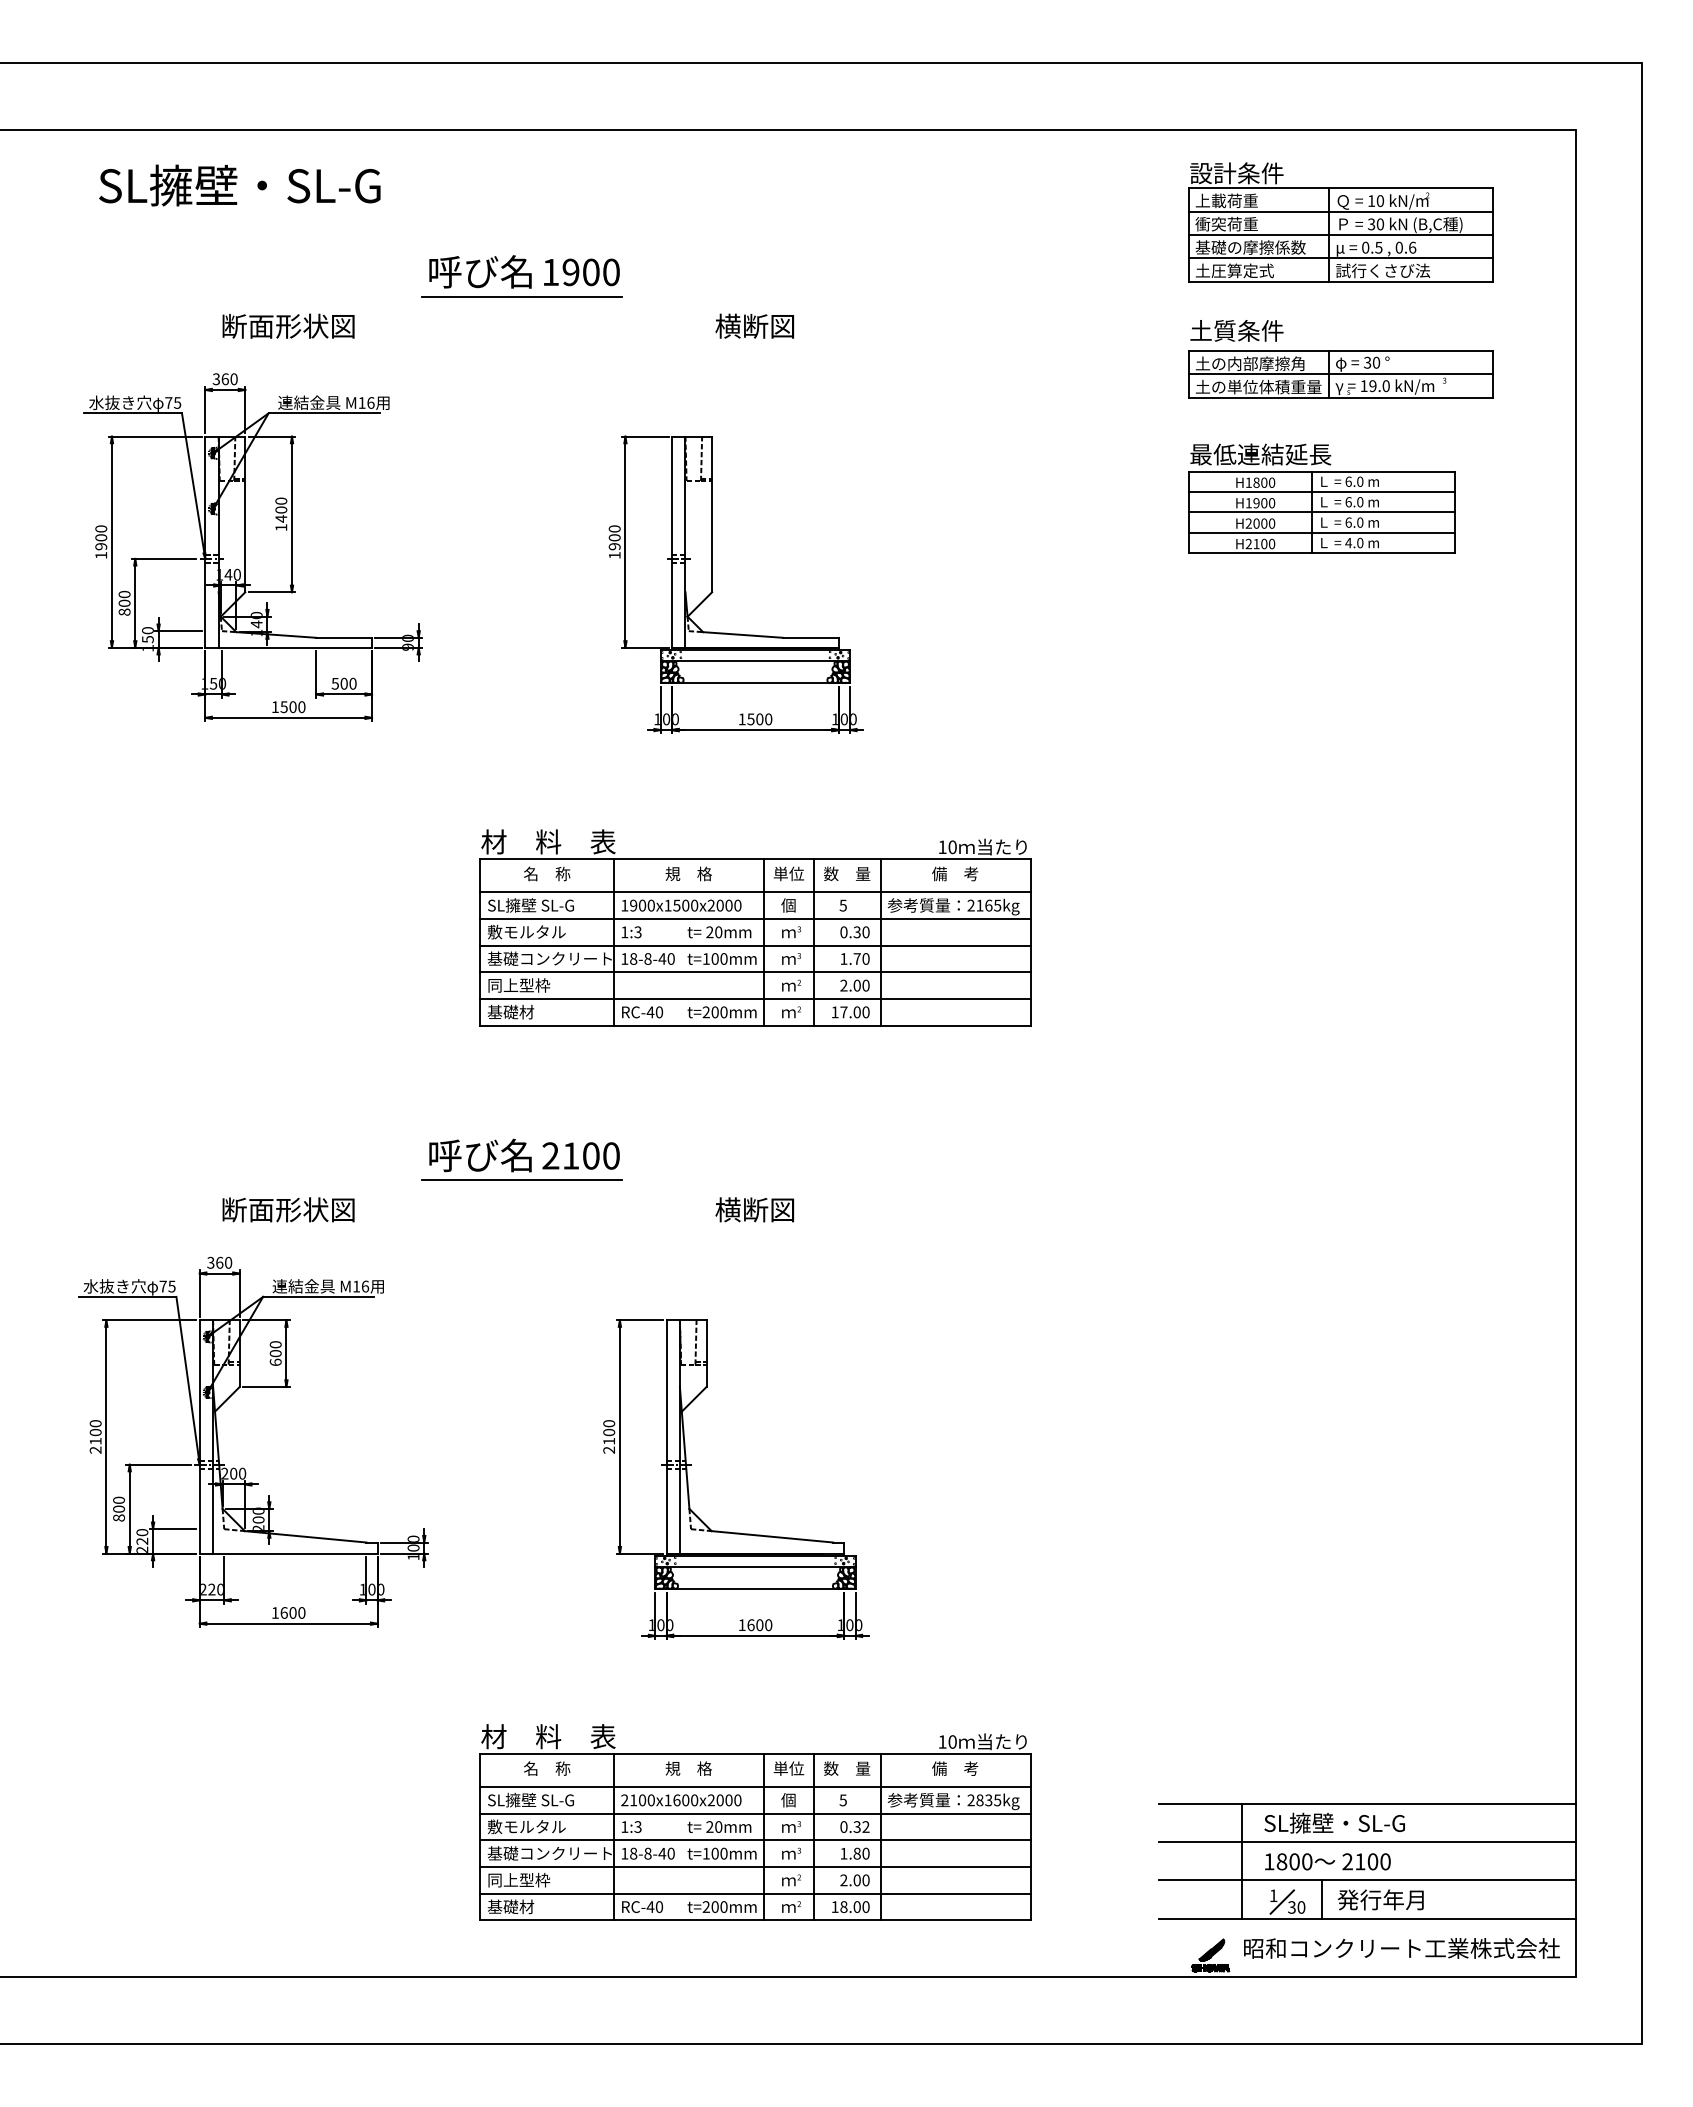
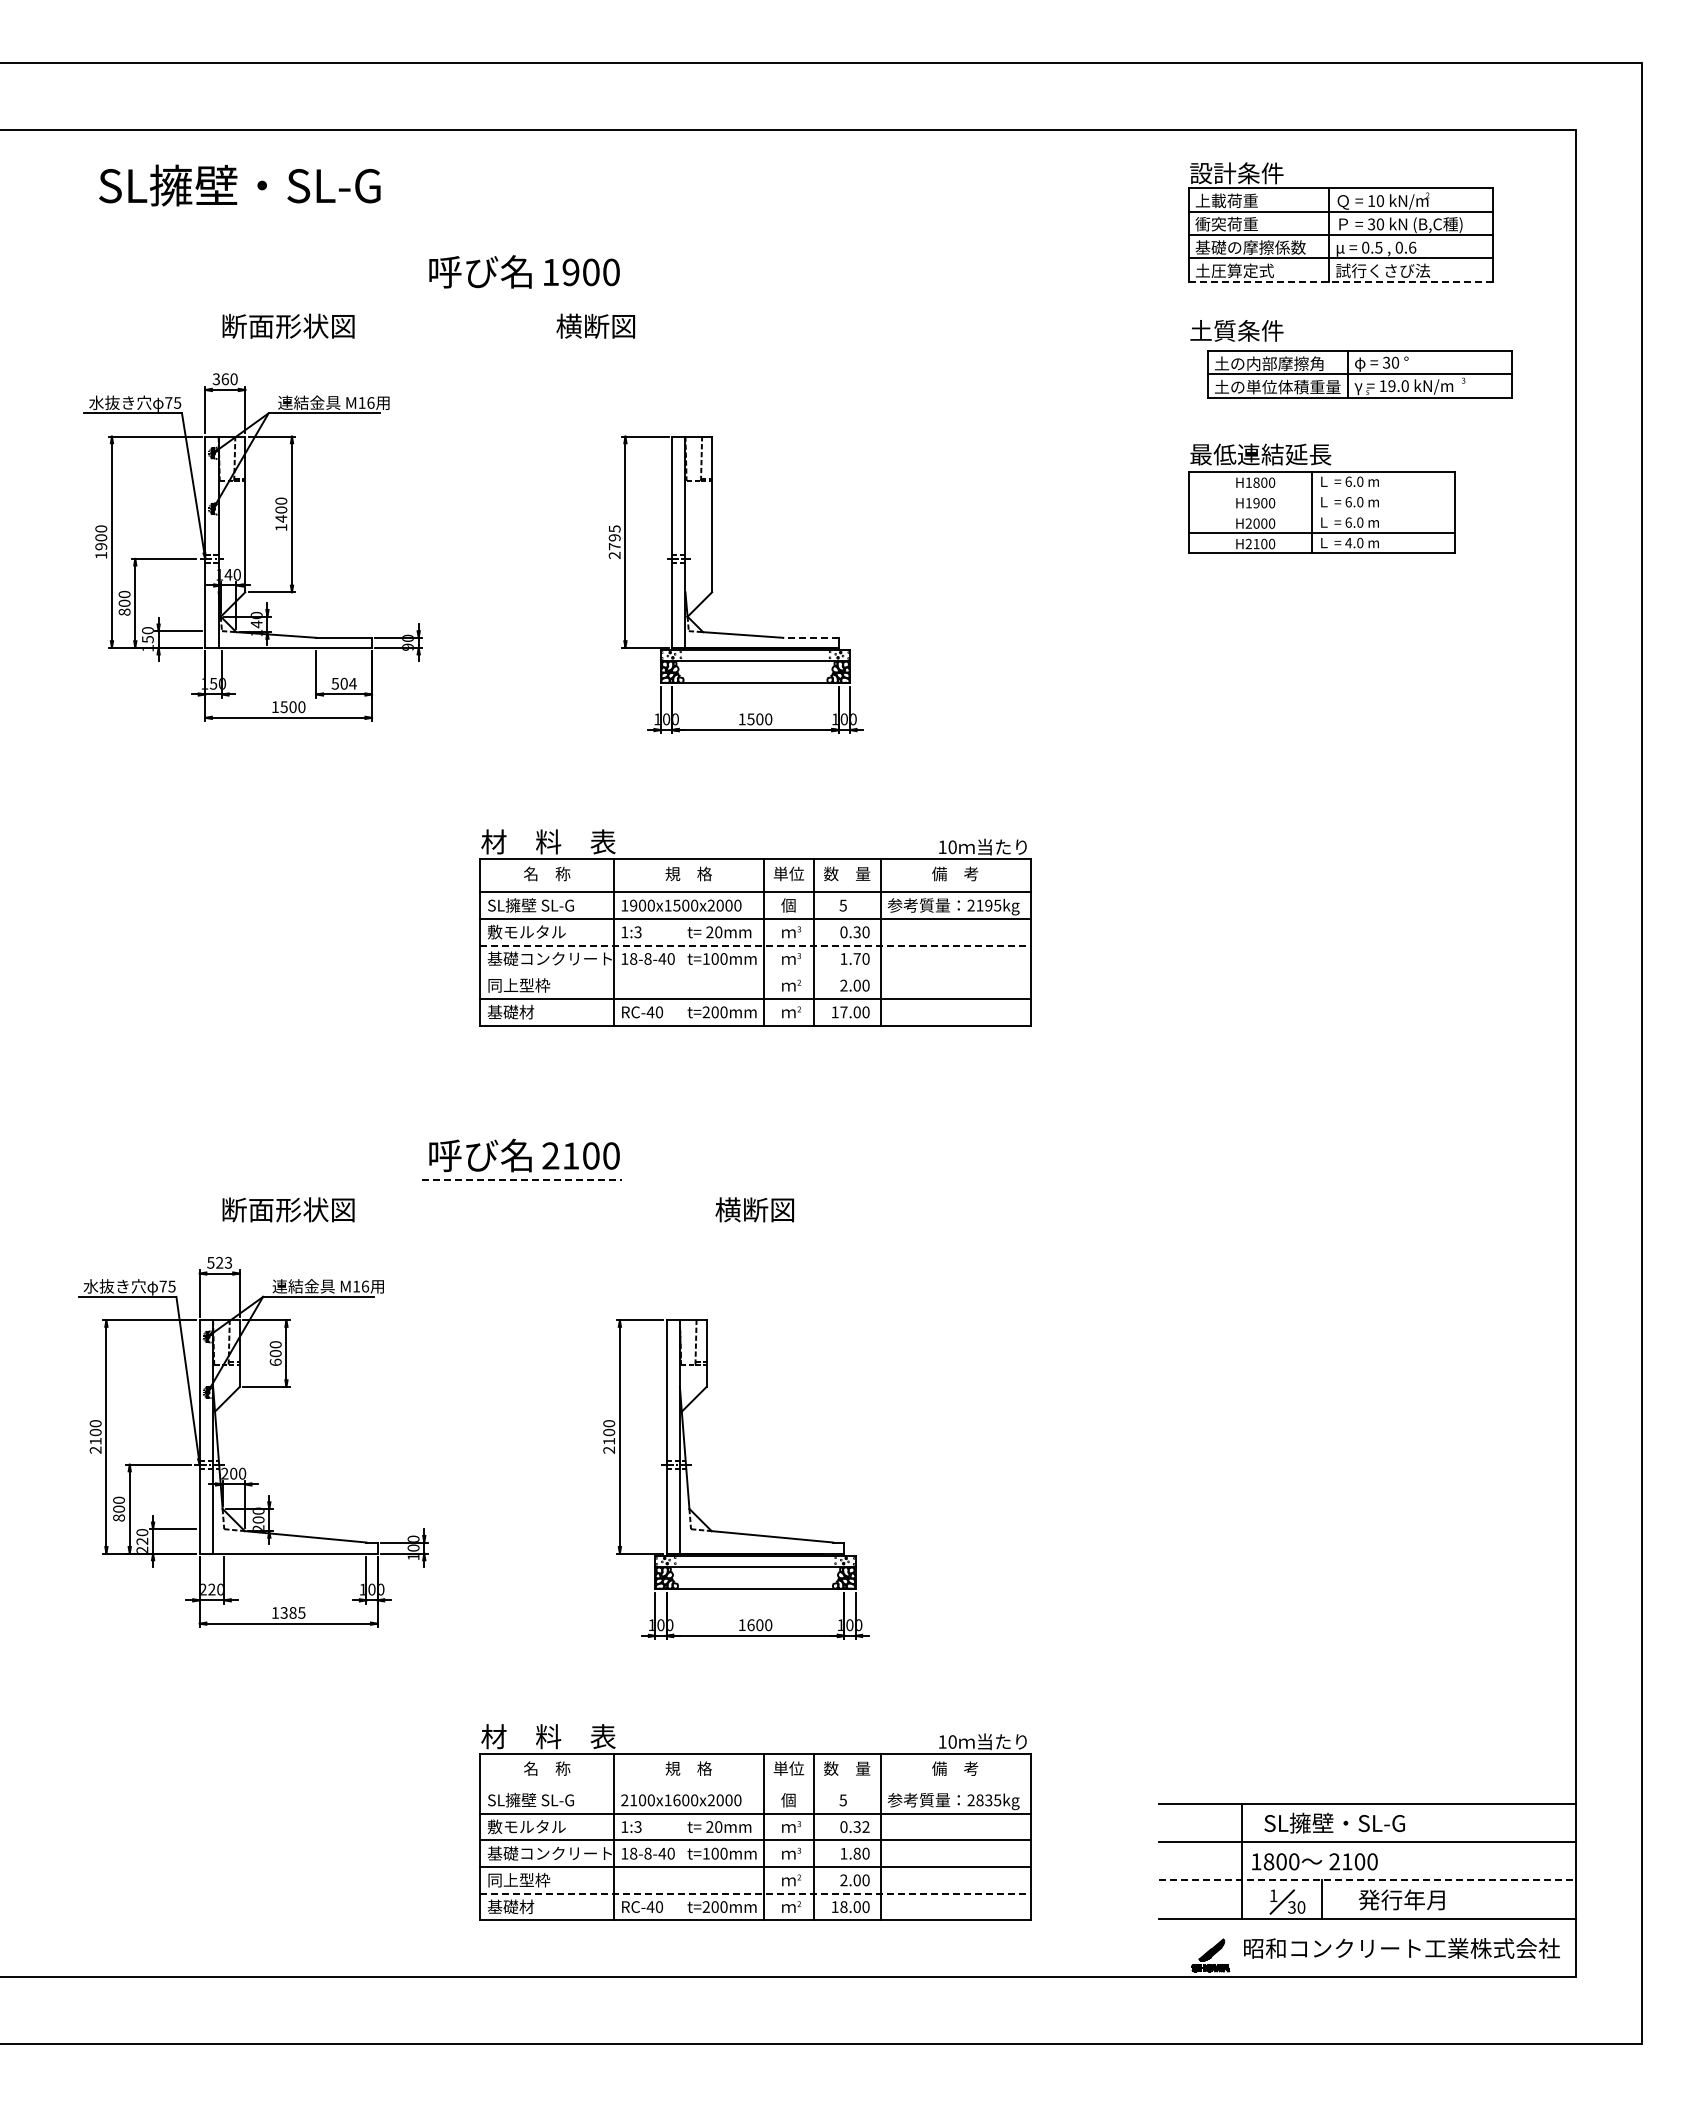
line: solid -> dashed (1340, 281)
line: present -> none (522, 296)
text position: (754, 325) -> (595, 325) (595, 325)
part position: (1340, 374) -> (1359, 374) (1359, 374)
line: present -> none (1321, 492)
line: present -> none (1321, 512)
text: 1900 -> 2795 (614, 542)
line: solid -> dashed (811, 637)
text: 500 -> 504 (352, 683)
text: 2165kg -> 2195kg (988, 905)
line: solid -> dashed (755, 945)
line: present -> none (755, 972)
line: solid -> dashed (522, 1180)
text: 360 -> 523 (219, 1262)
text: 1600 -> 1385 (292, 1612)
line: present -> none (755, 1787)
text position: (1327, 1861) -> (1314, 1861) (1314, 1861)
line: solid -> dashed (1367, 1880)
line: solid -> dashed (755, 1893)
text position: (1380, 1899) -> (1401, 1899) (1401, 1899)
